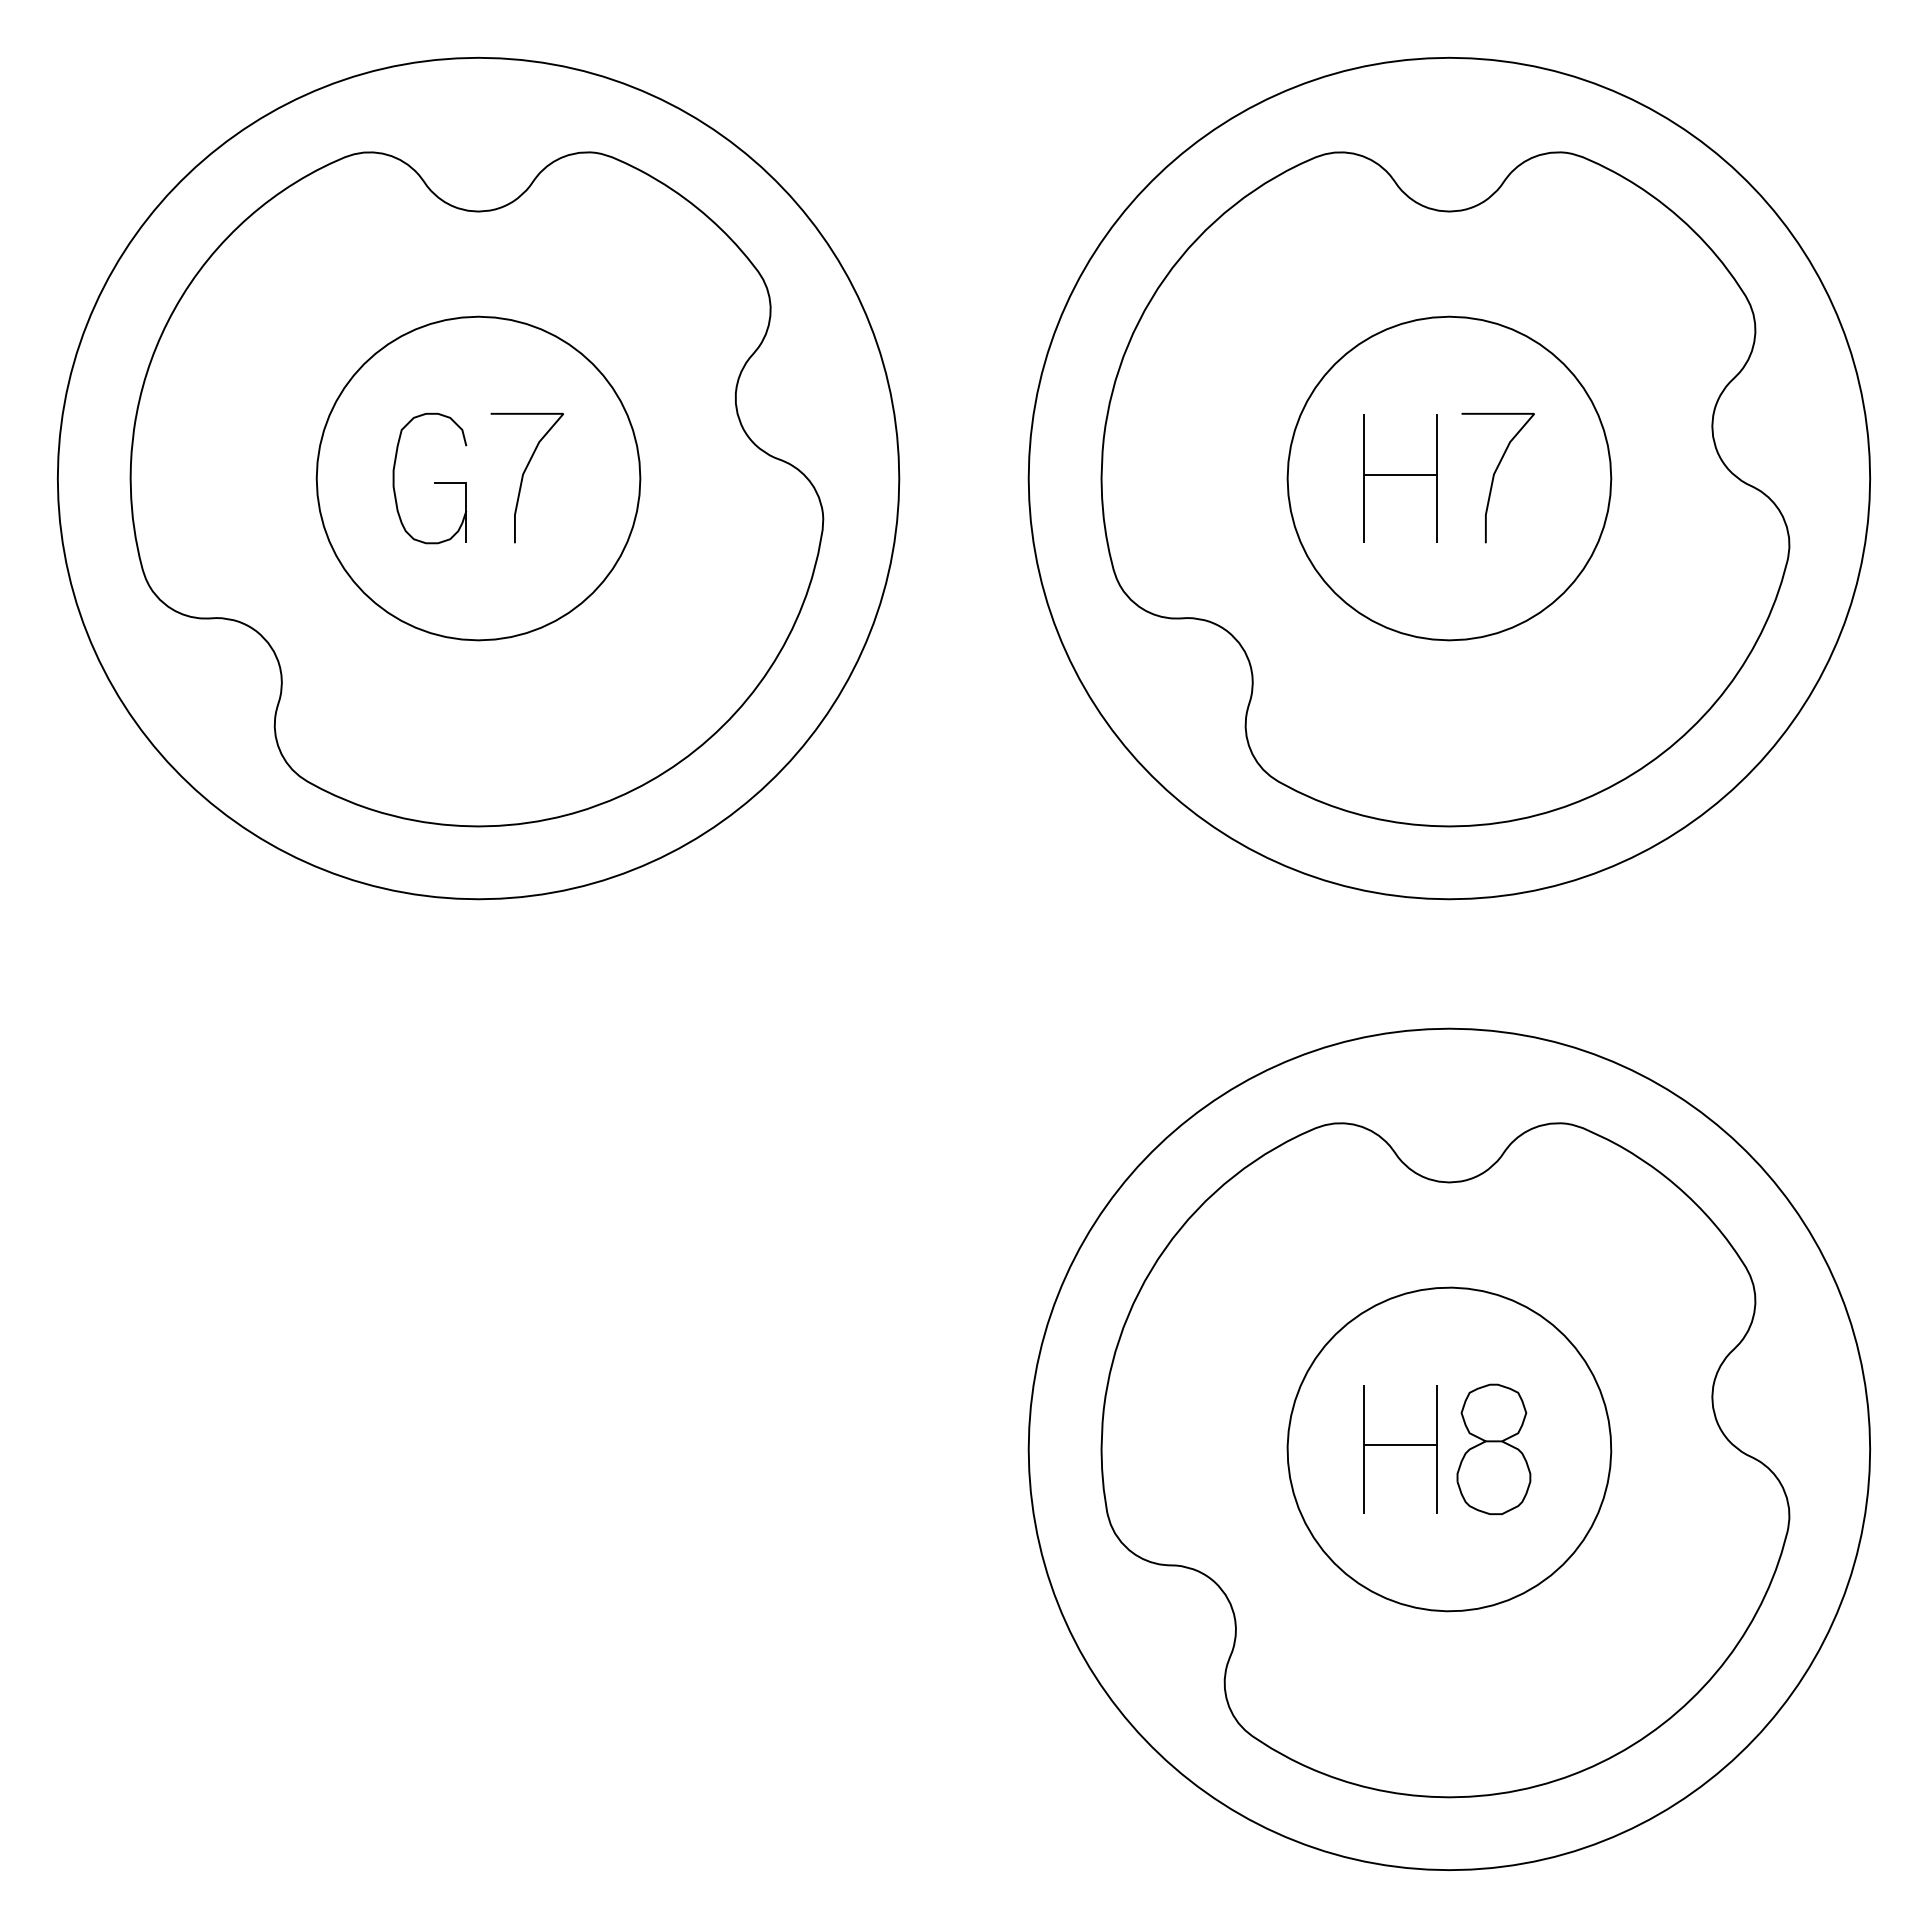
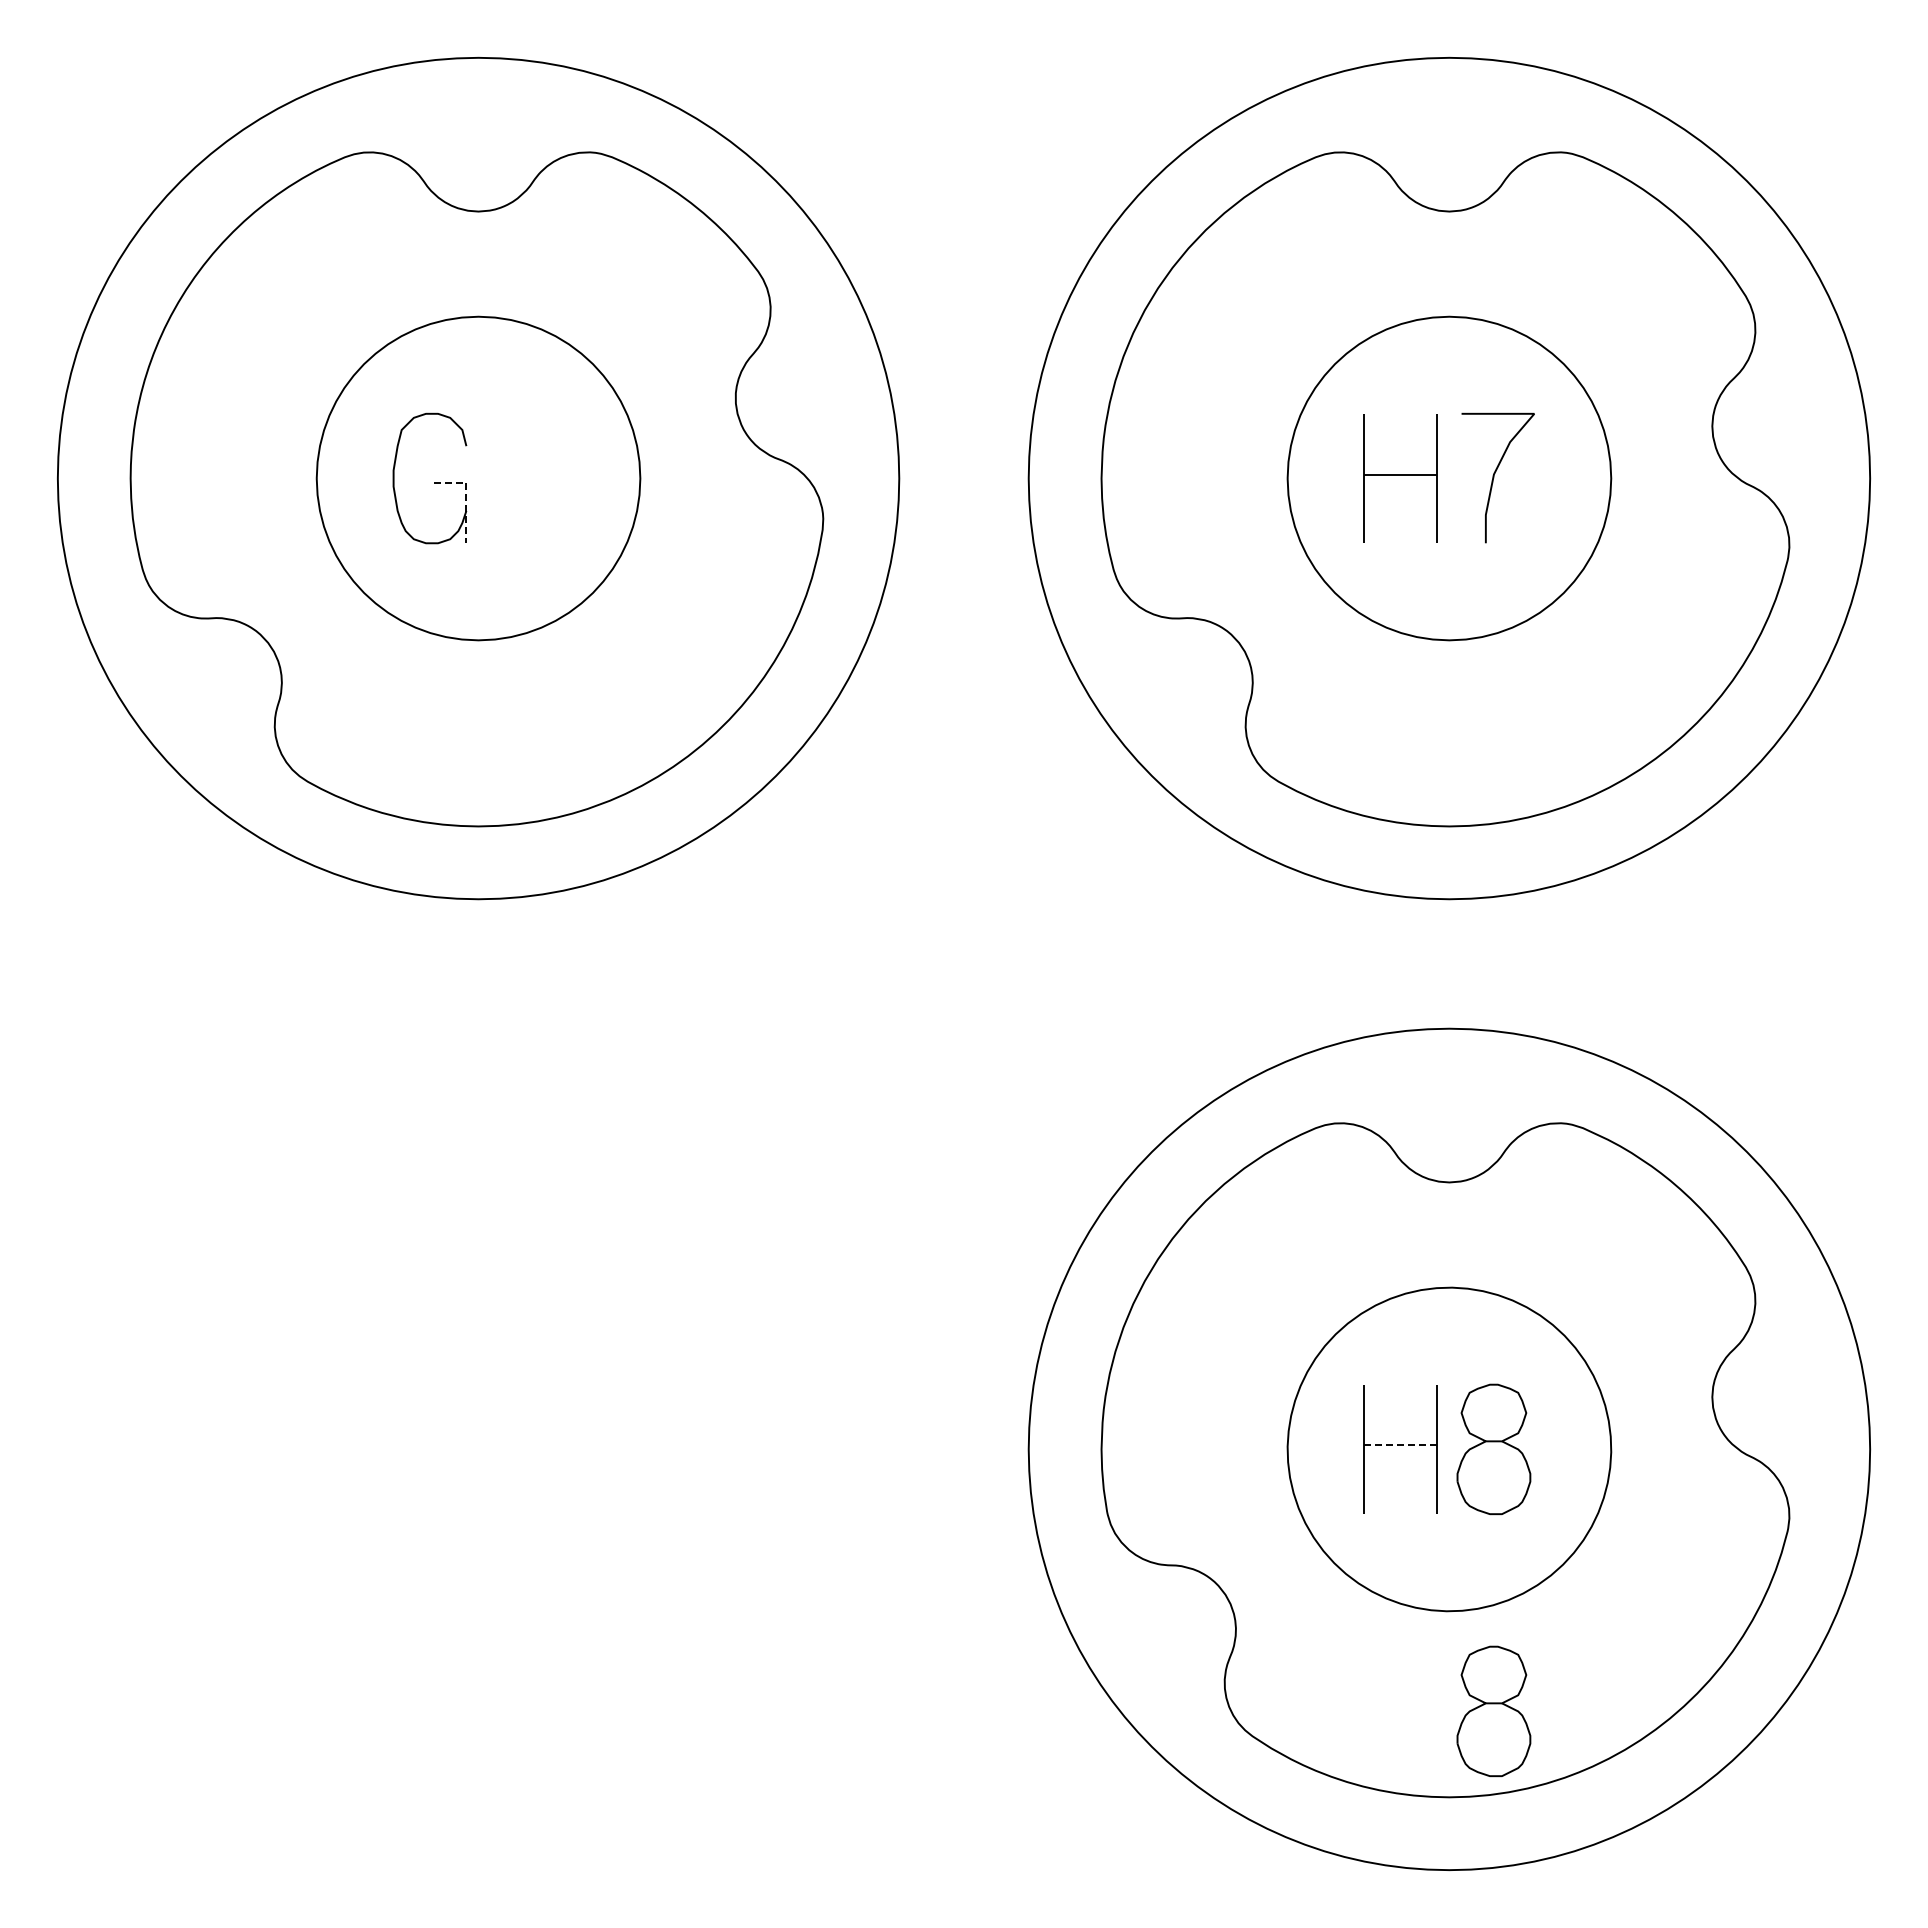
curve: present -> none (523, 477)
line: solid -> dashed (466, 496)
line: solid -> dashed (1401, 1445)
part: none -> present (1493, 1711)
